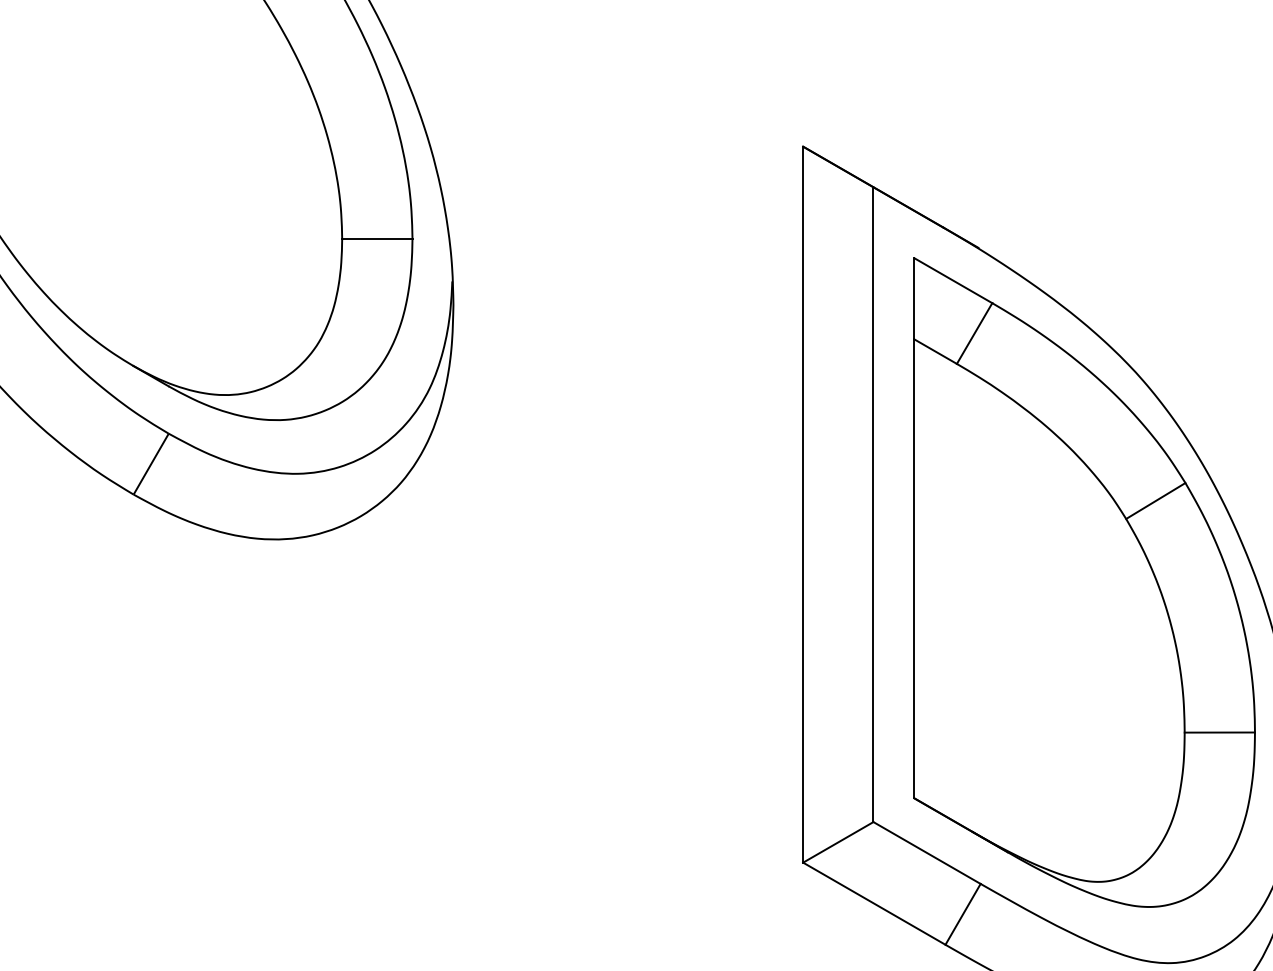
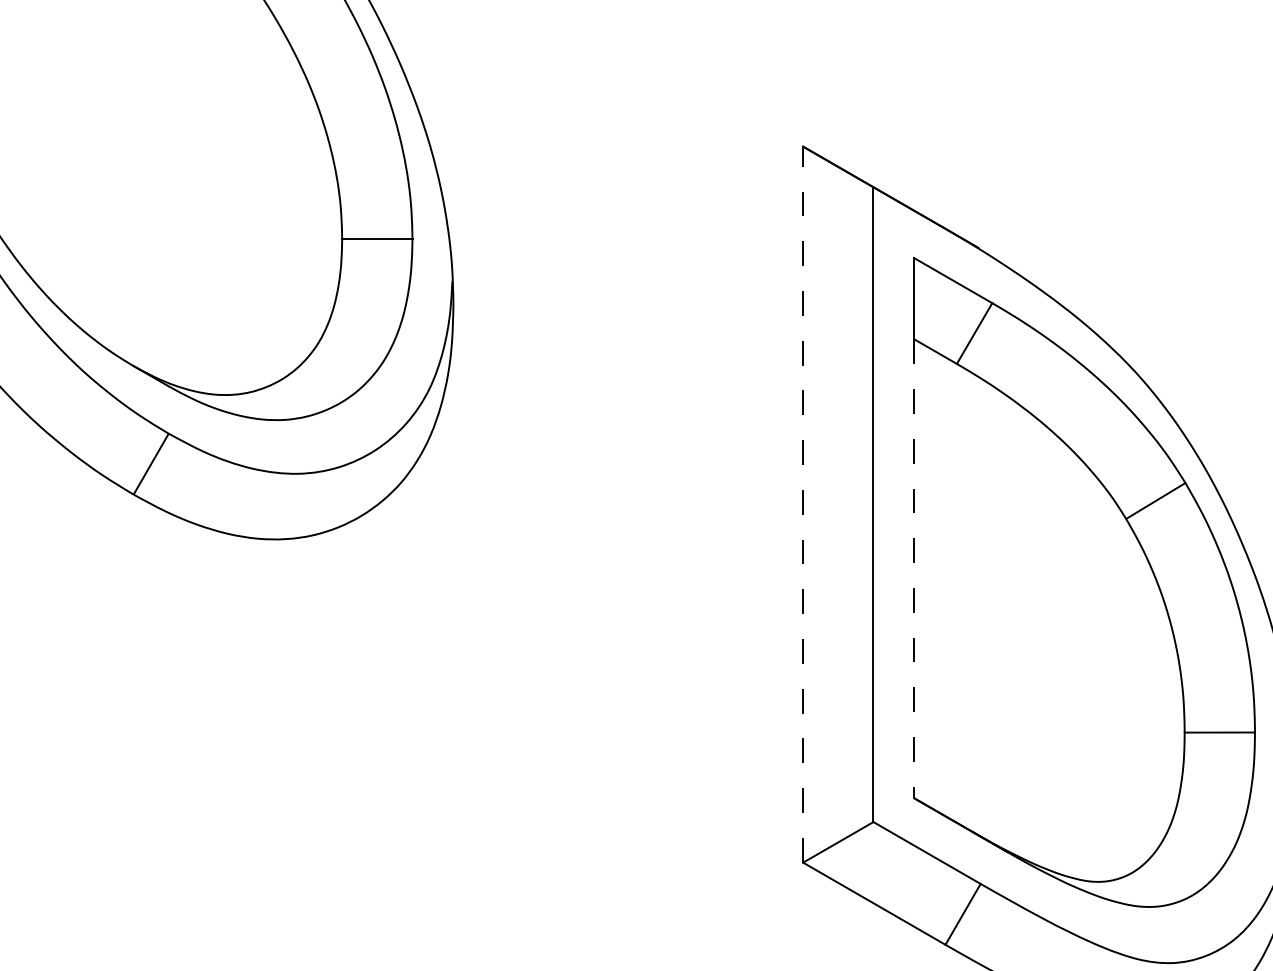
line: solid -> dashed (803, 504)
line: solid -> dashed (914, 569)
